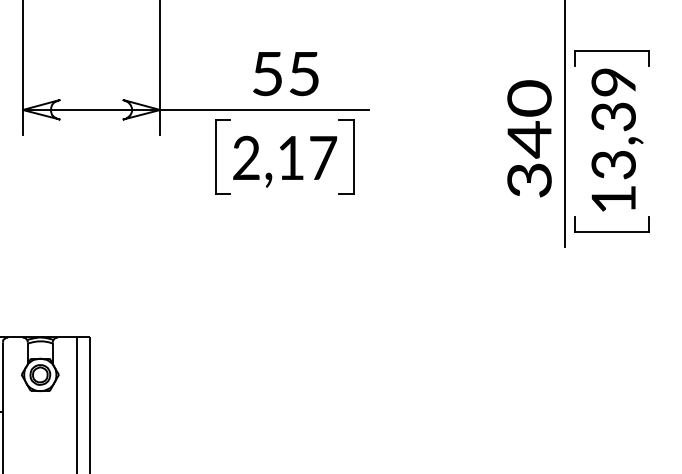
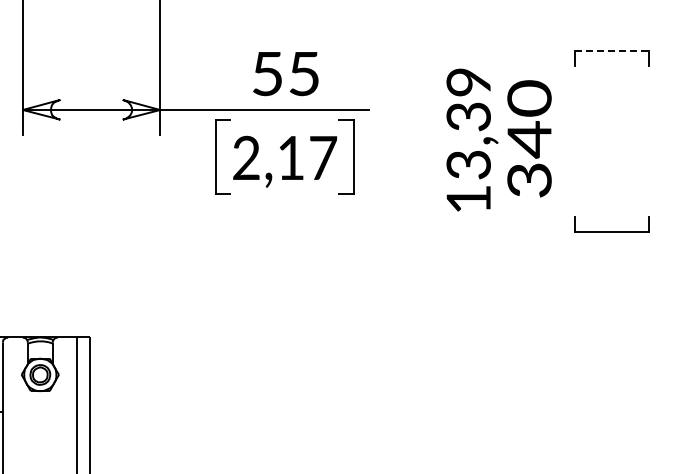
line: solid -> dashed (612, 51)
line: present -> none (564, 124)
text position: (617, 139) -> (472, 139) (472, 139)
